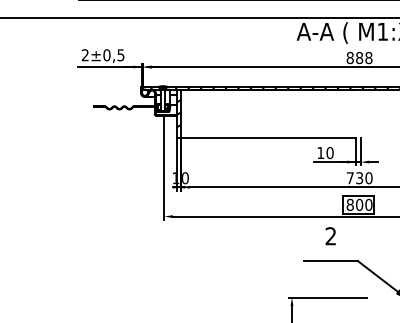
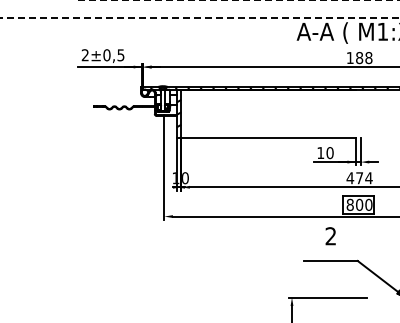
line: solid -> dashed (239, 0)
line: solid -> dashed (200, 17)
text: 888 -> 188 (349, 57)
text: 730 -> 474 (359, 178)
